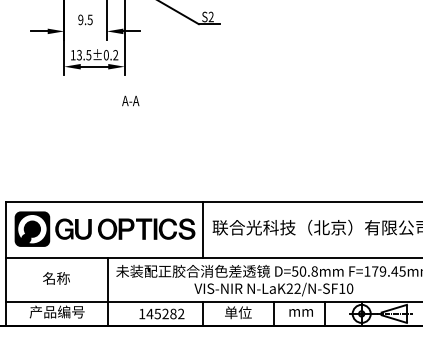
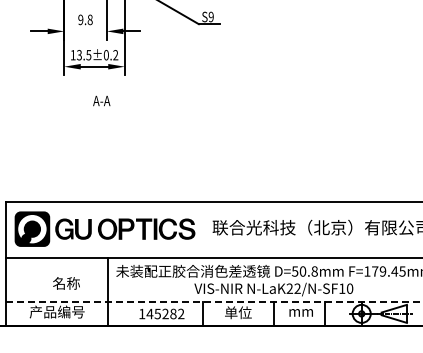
text: S2 -> S9 (210, 17)
text: 9.5 -> 9.8 (89, 19)
text position: (130, 100) -> (101, 100) (101, 100)
line: present -> none (202, 230)
text position: (56, 278) -> (66, 283) (66, 283)
line: solid -> dashed (215, 301)
